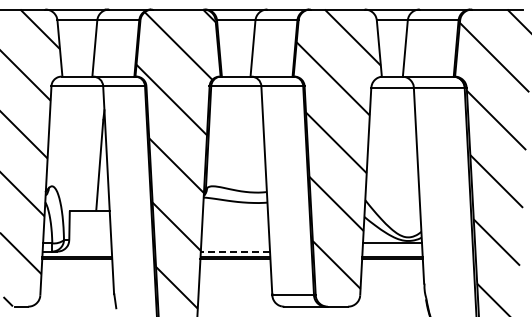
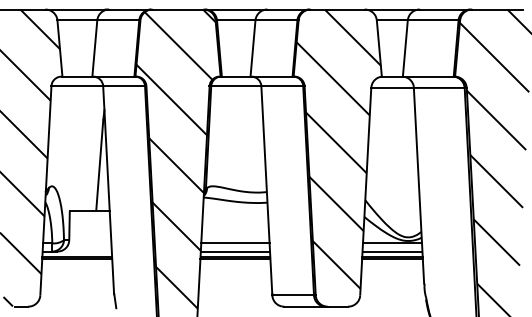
line: none -> present (235, 243)
line: dashed -> solid (235, 251)
line: none -> present (392, 251)
